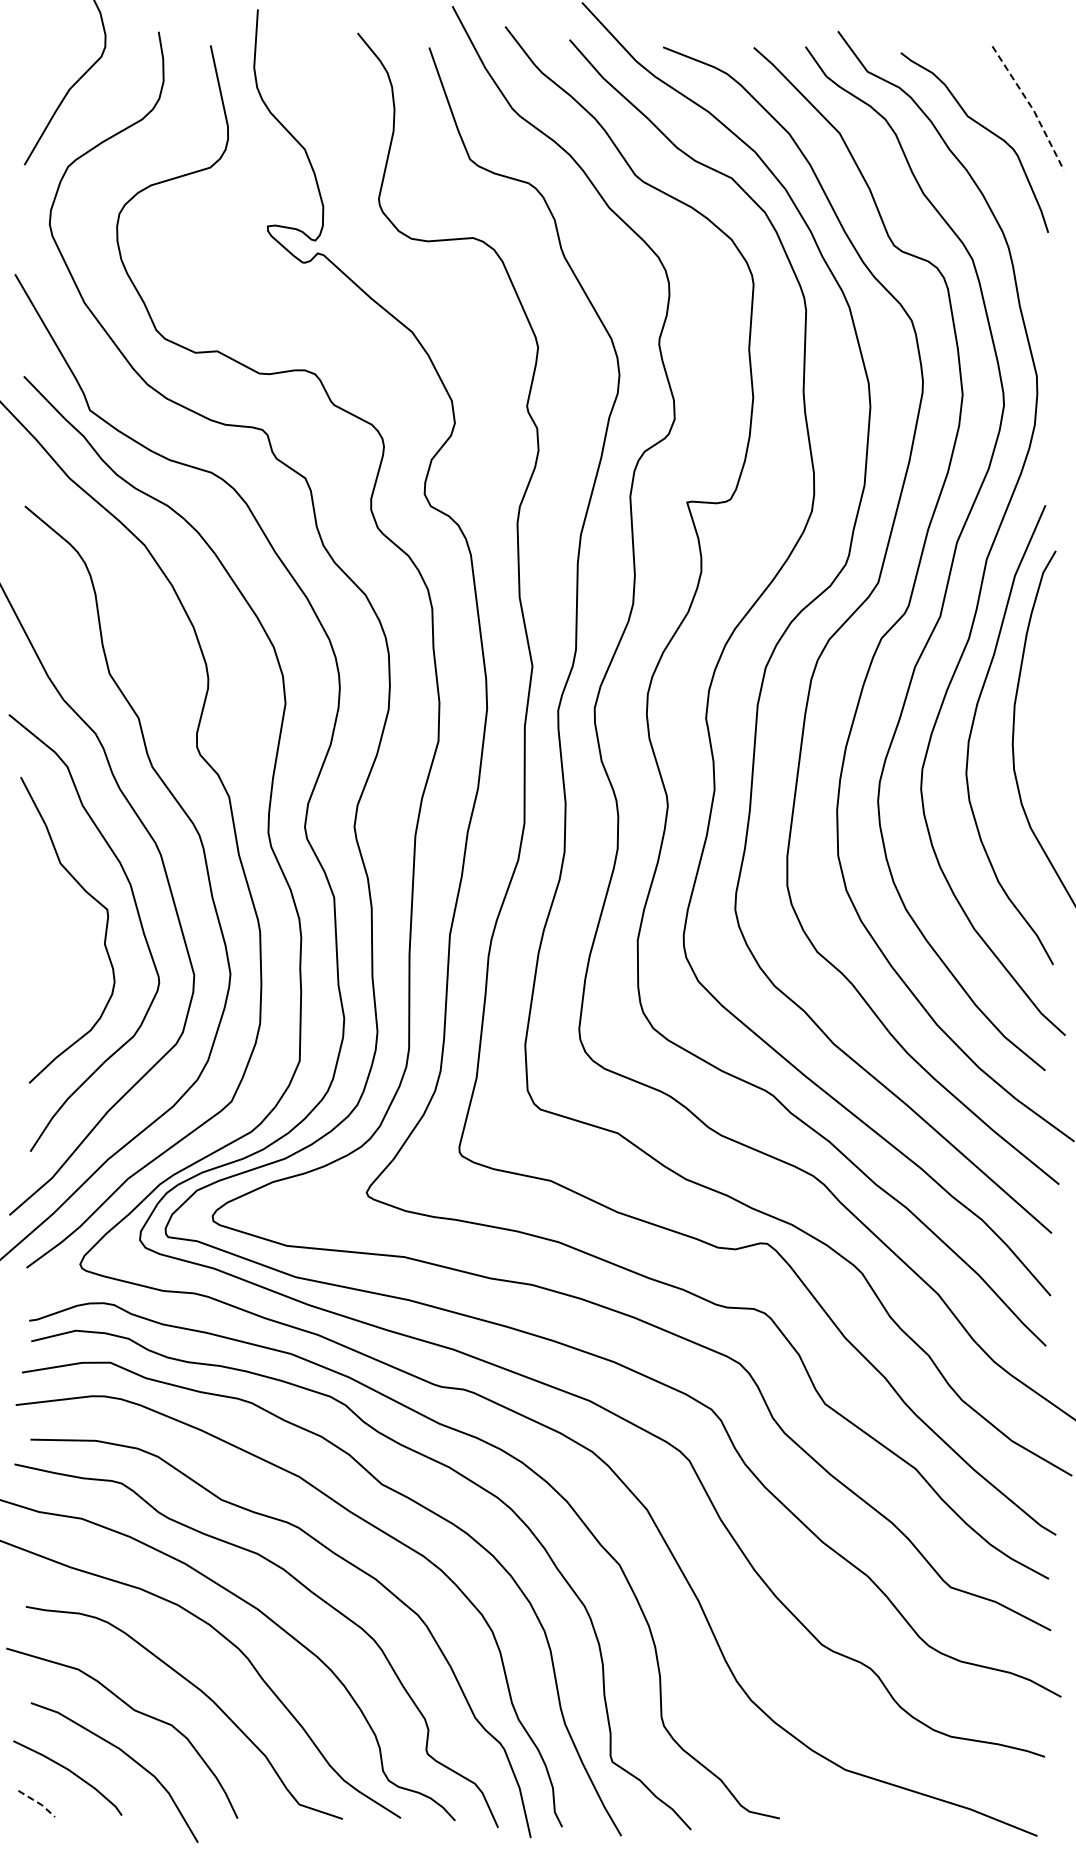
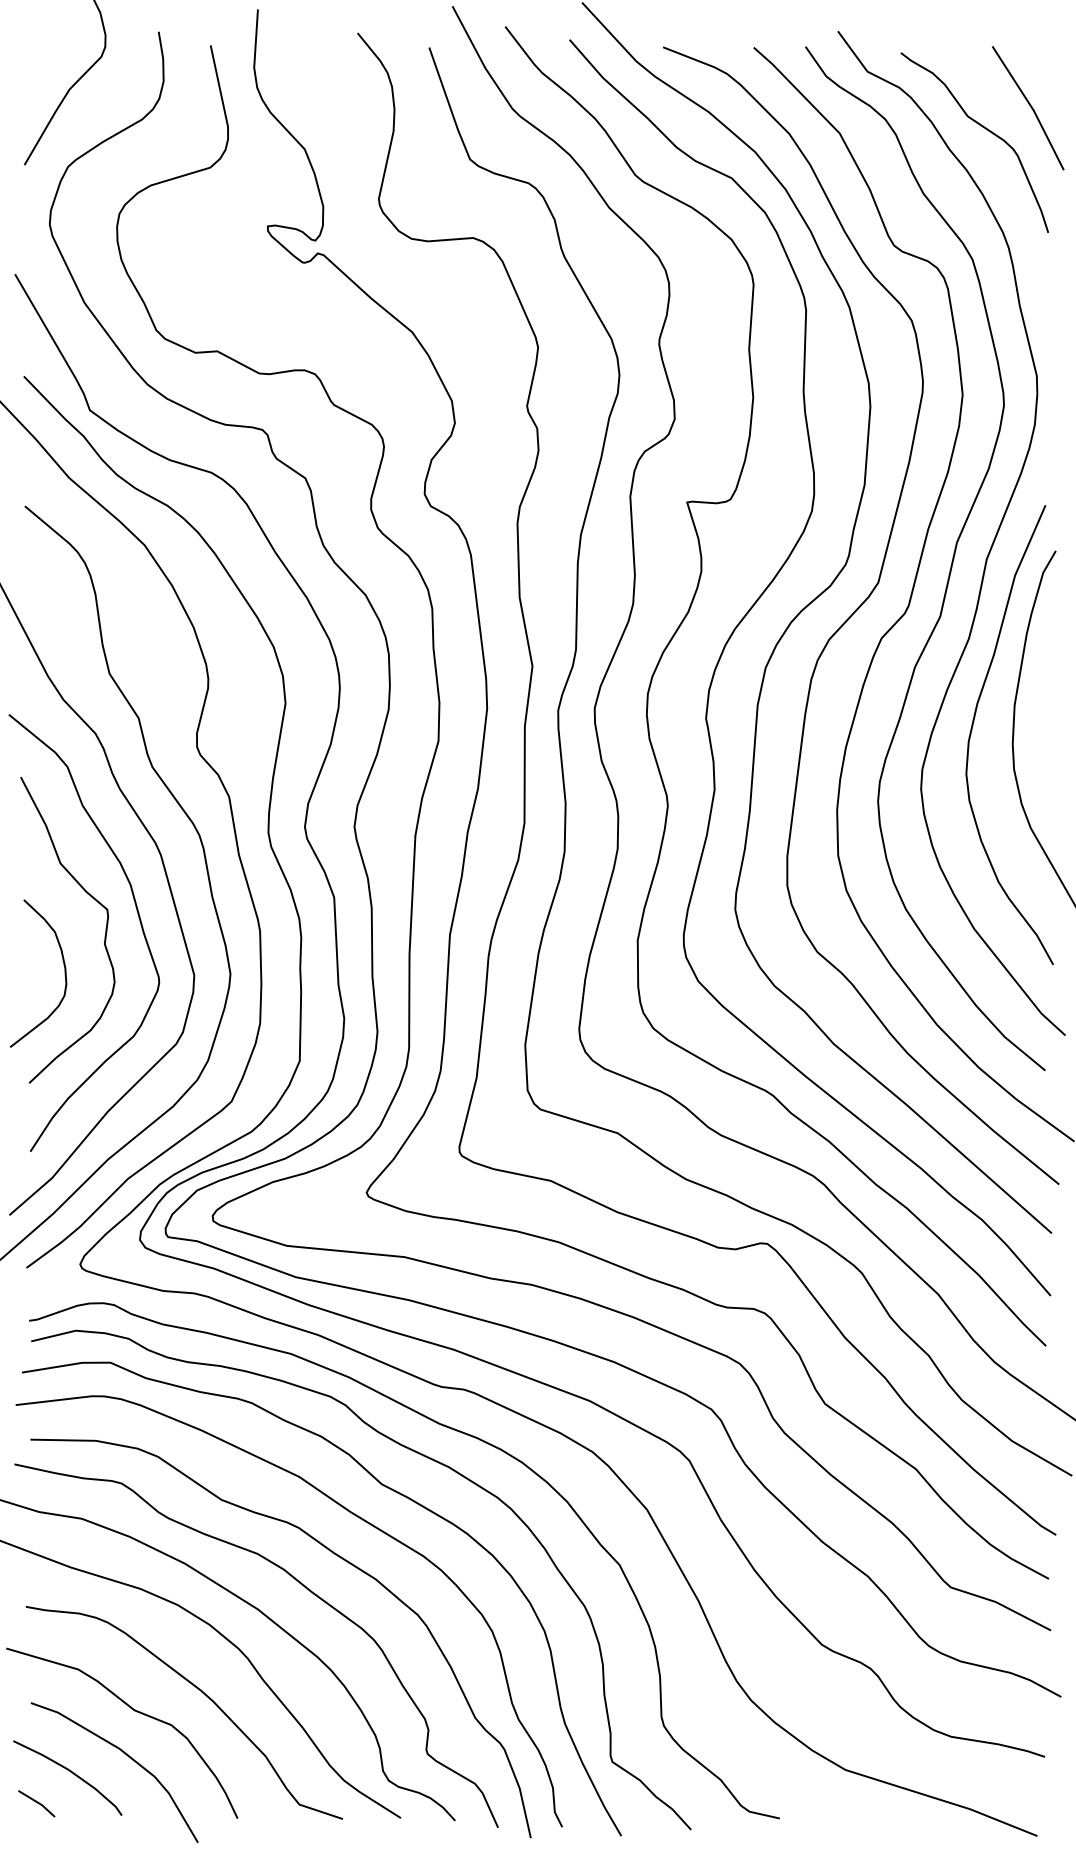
line: dashed -> solid (1031, 107)
curve: none -> present (64, 973)
line: dashed -> solid (38, 1803)
